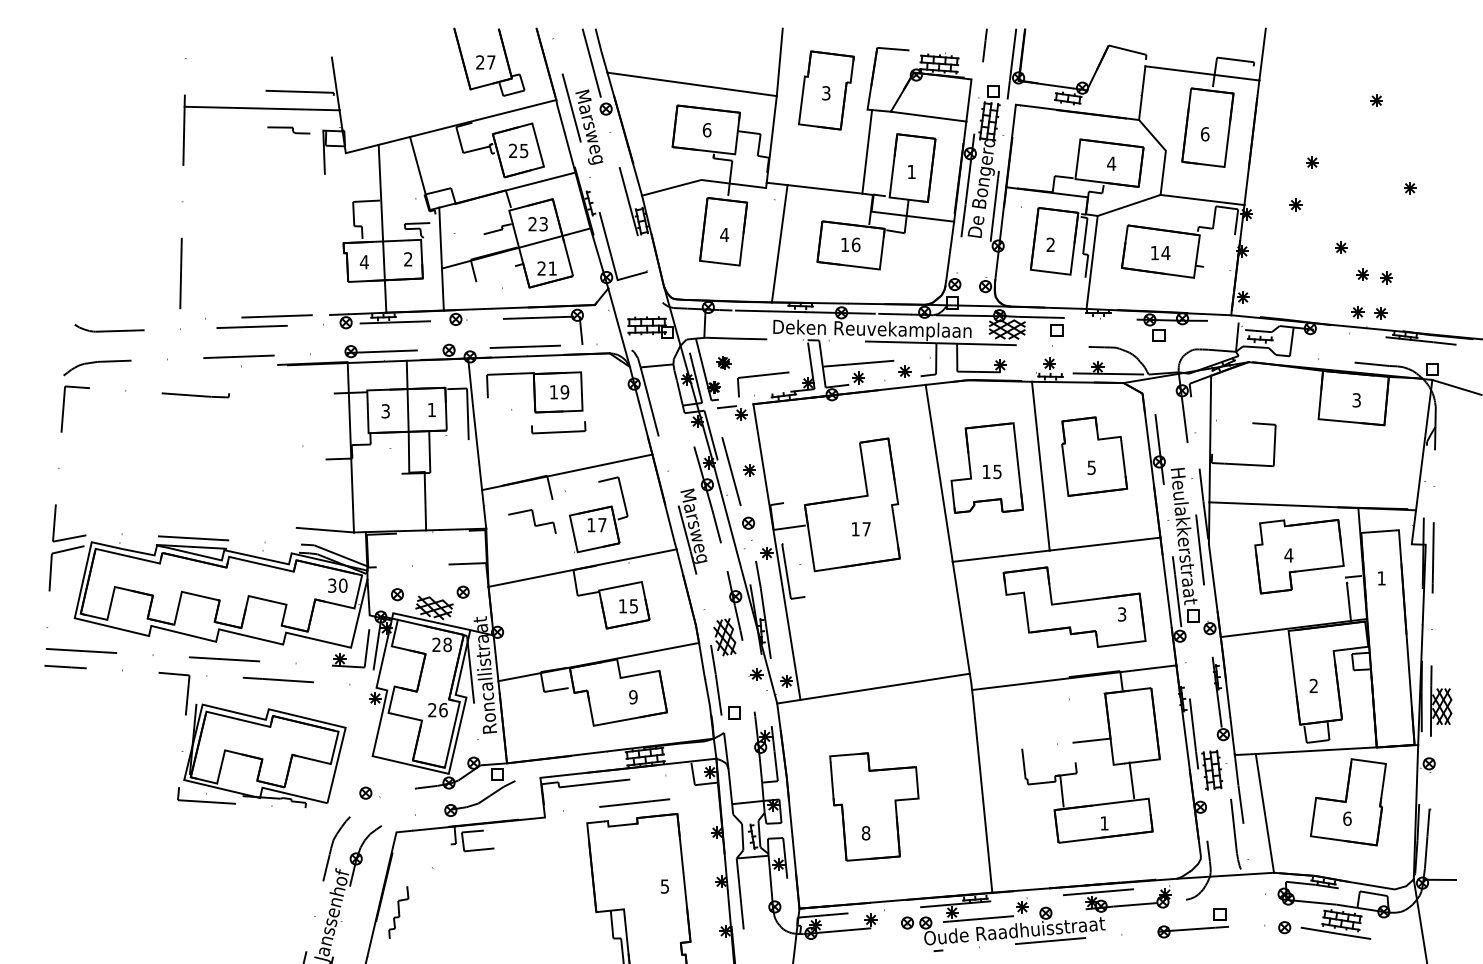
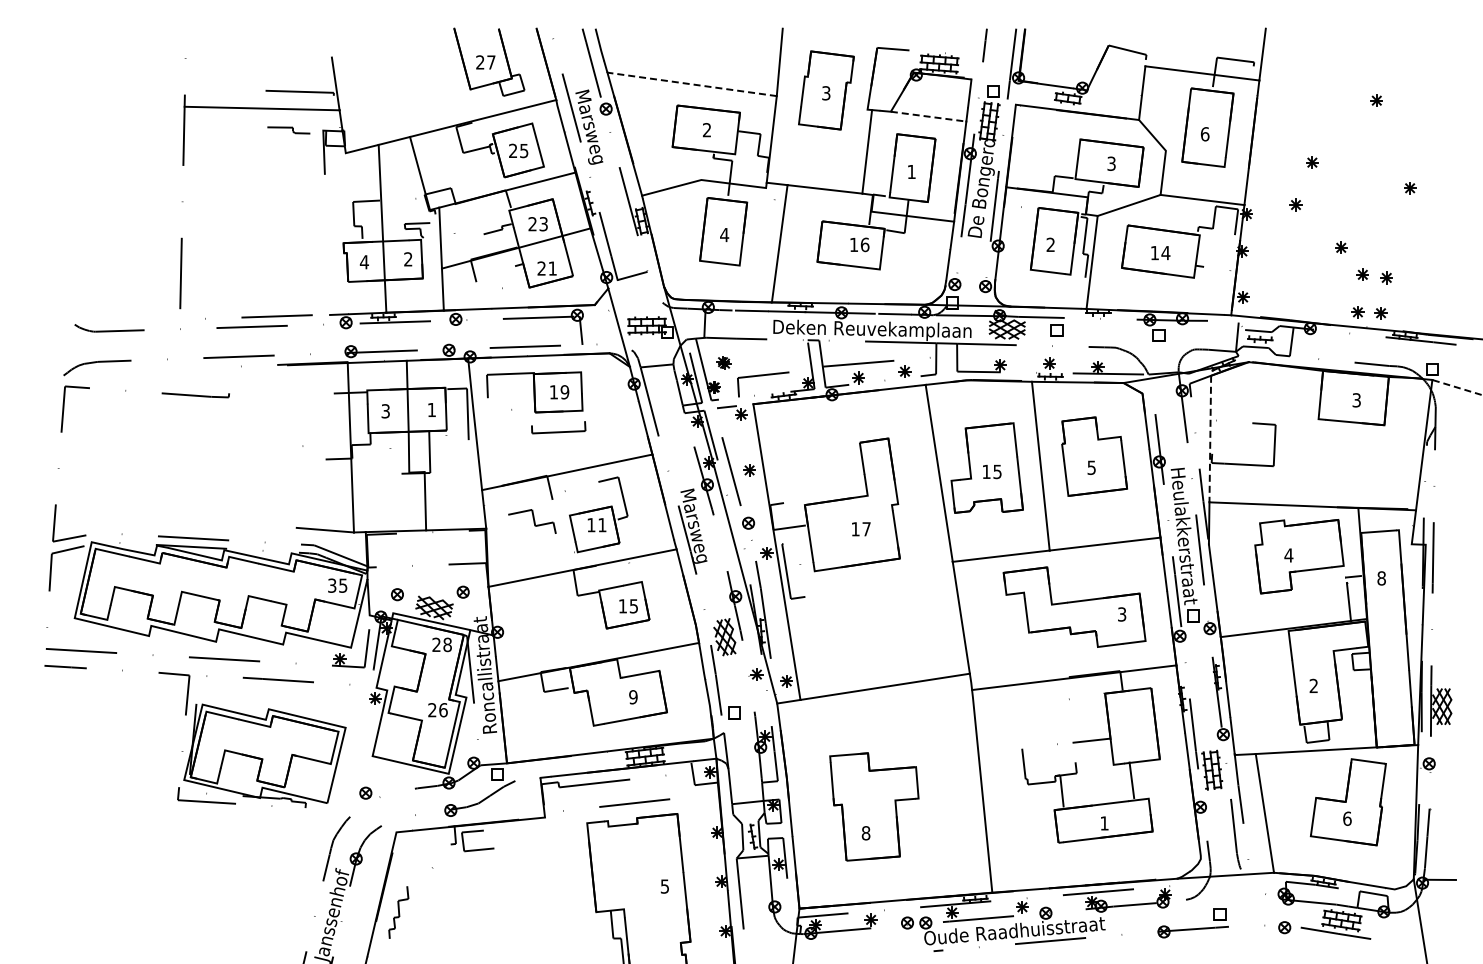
line: solid -> dashed (691, 84)
line: solid -> dashed (929, 116)
text: 6 -> 2 (706, 130)
text: 4 -> 3 (1111, 163)
text position: (850, 244) -> (859, 244) (859, 244)
line: solid -> dashed (1457, 387)
line: solid -> dashed (1210, 439)
text: 17 -> 11 (602, 525)
line: present -> none (717, 529)
text: 1 -> 8 (1381, 578)
text: 30 -> 35 (343, 585)
